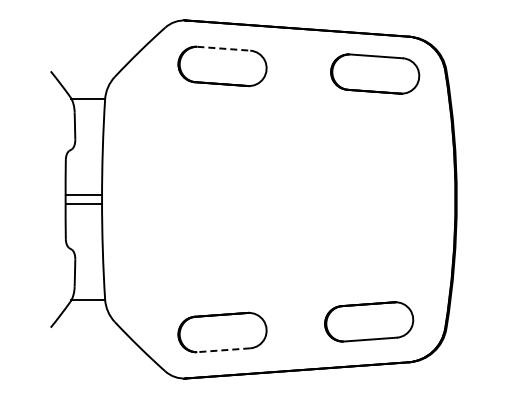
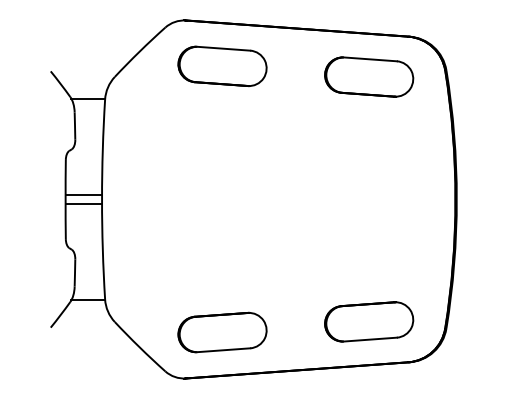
line: dashed -> solid (223, 48)
part position: (375, 73) -> (369, 76) (369, 76)
line: dashed -> solid (223, 350)
